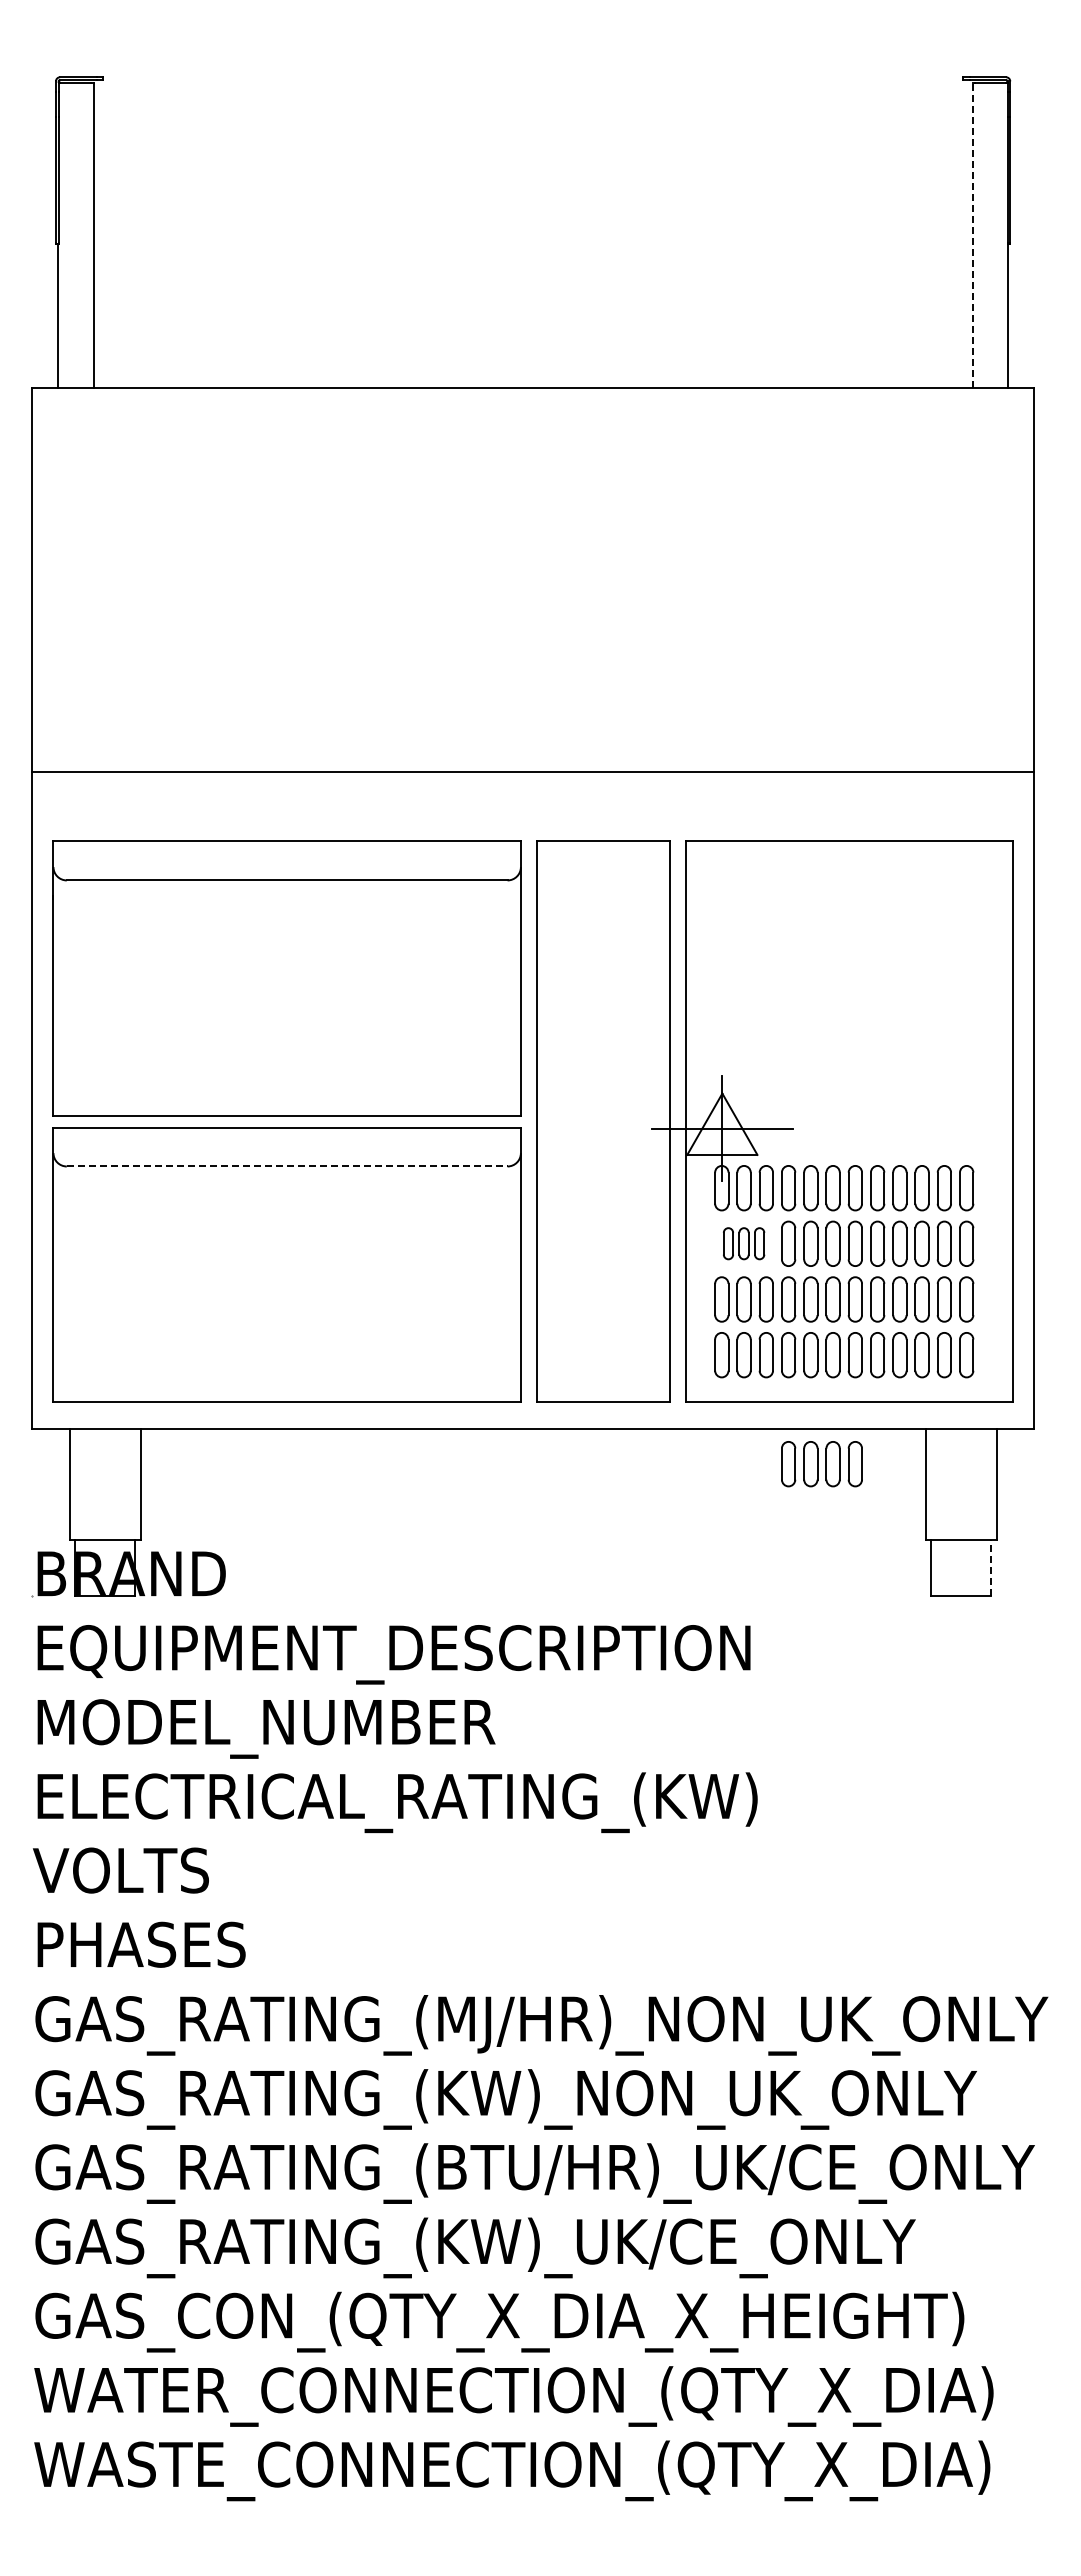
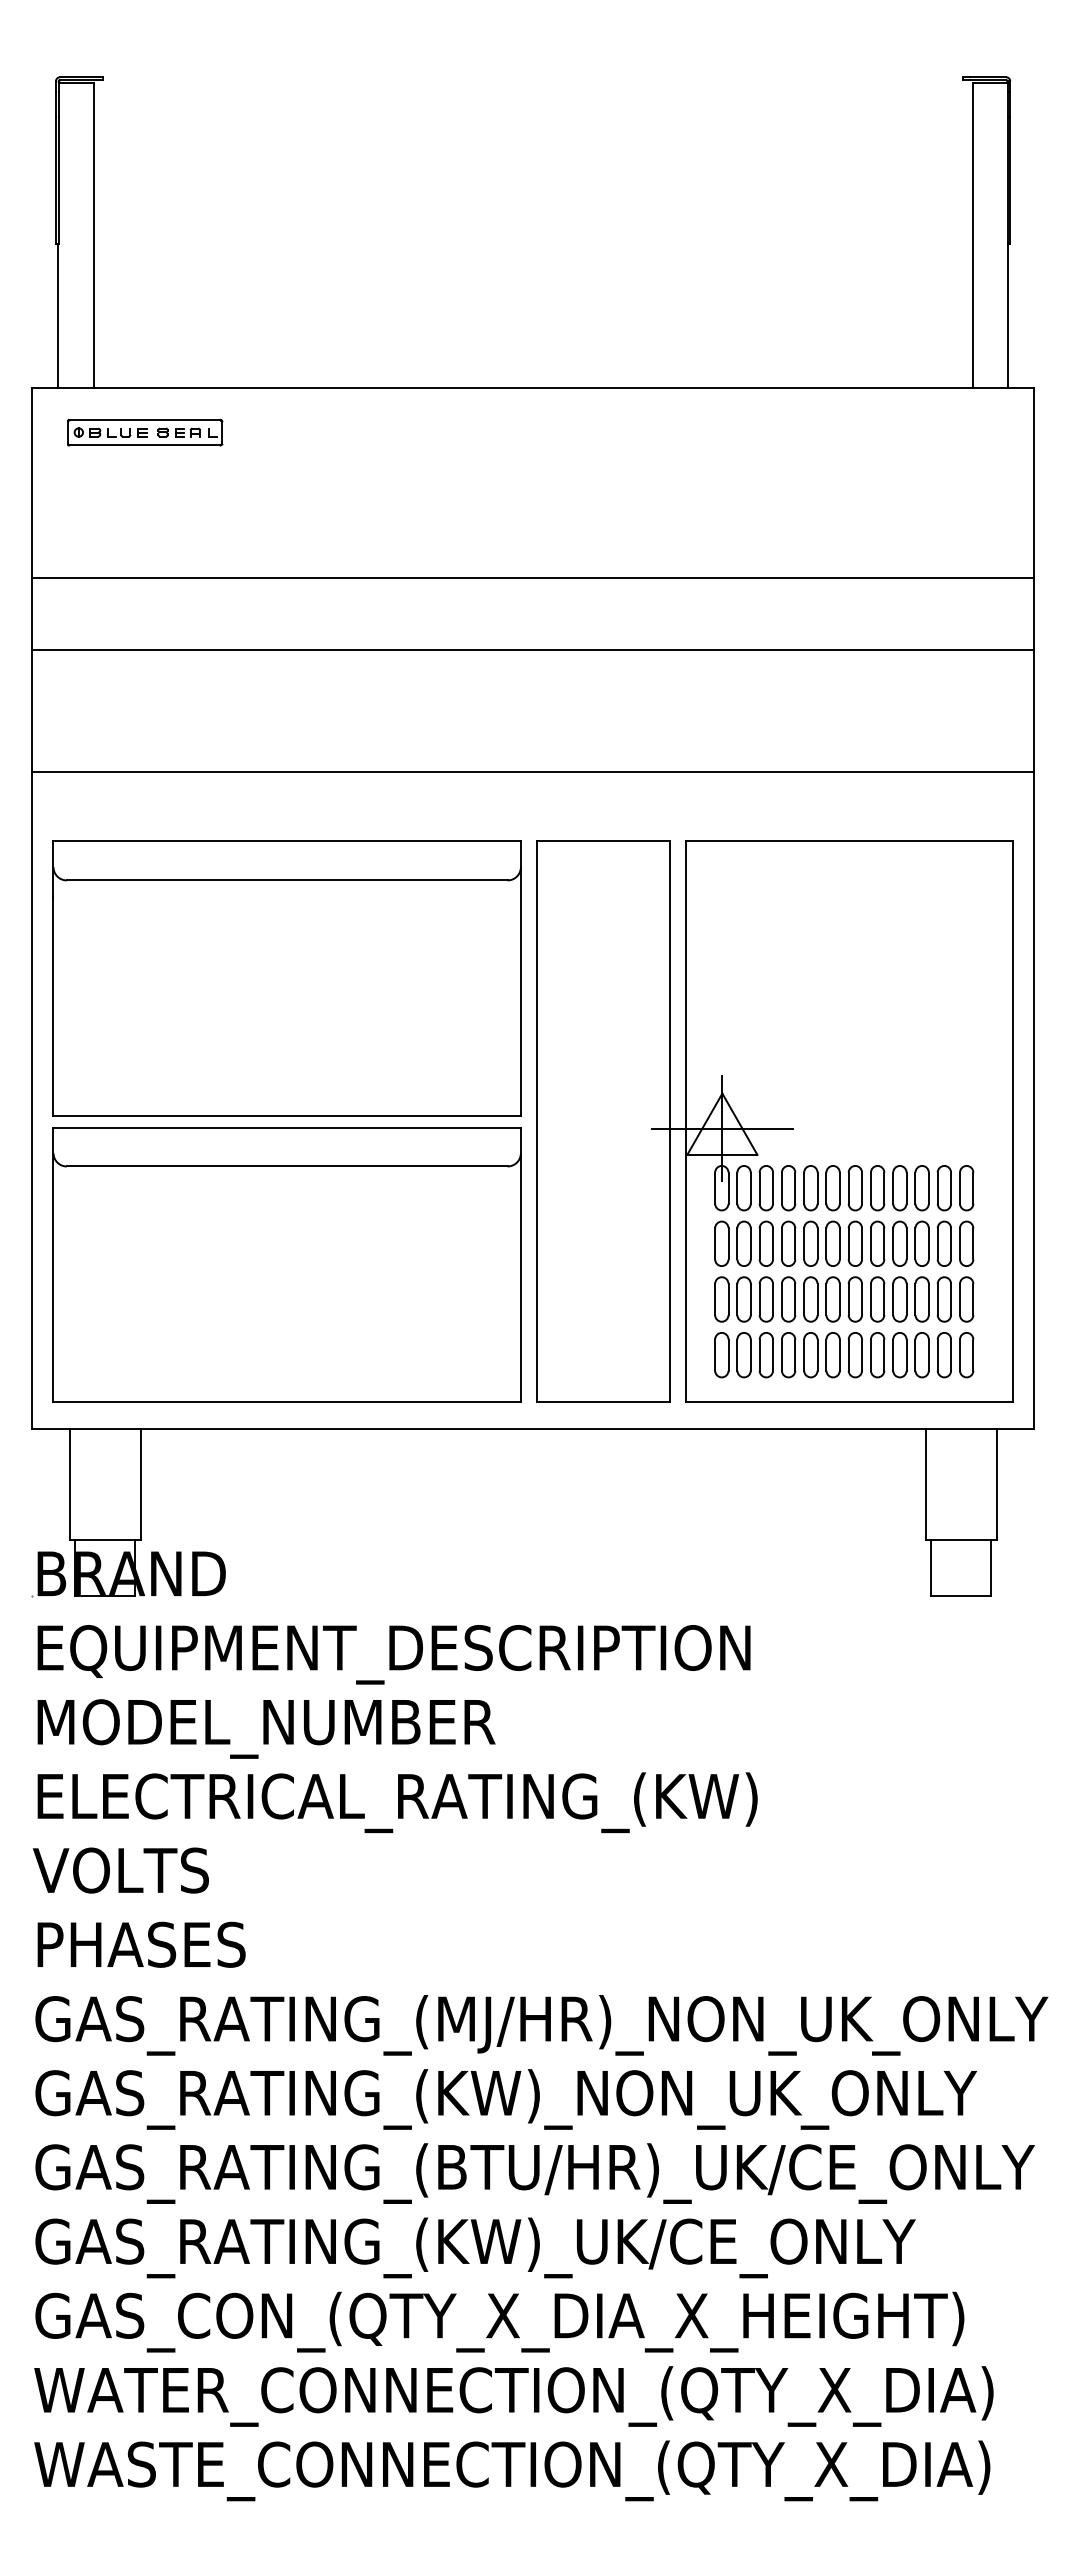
line: dashed -> solid (972, 235)
part: none -> present (145, 432)
line: none -> present (533, 578)
line: none -> present (533, 649)
line: dashed -> solid (287, 1166)
part size: 43x34 px -> 60x47 px (743, 1243)
part: present -> none (821, 1464)
line: dashed -> solid (991, 1568)
